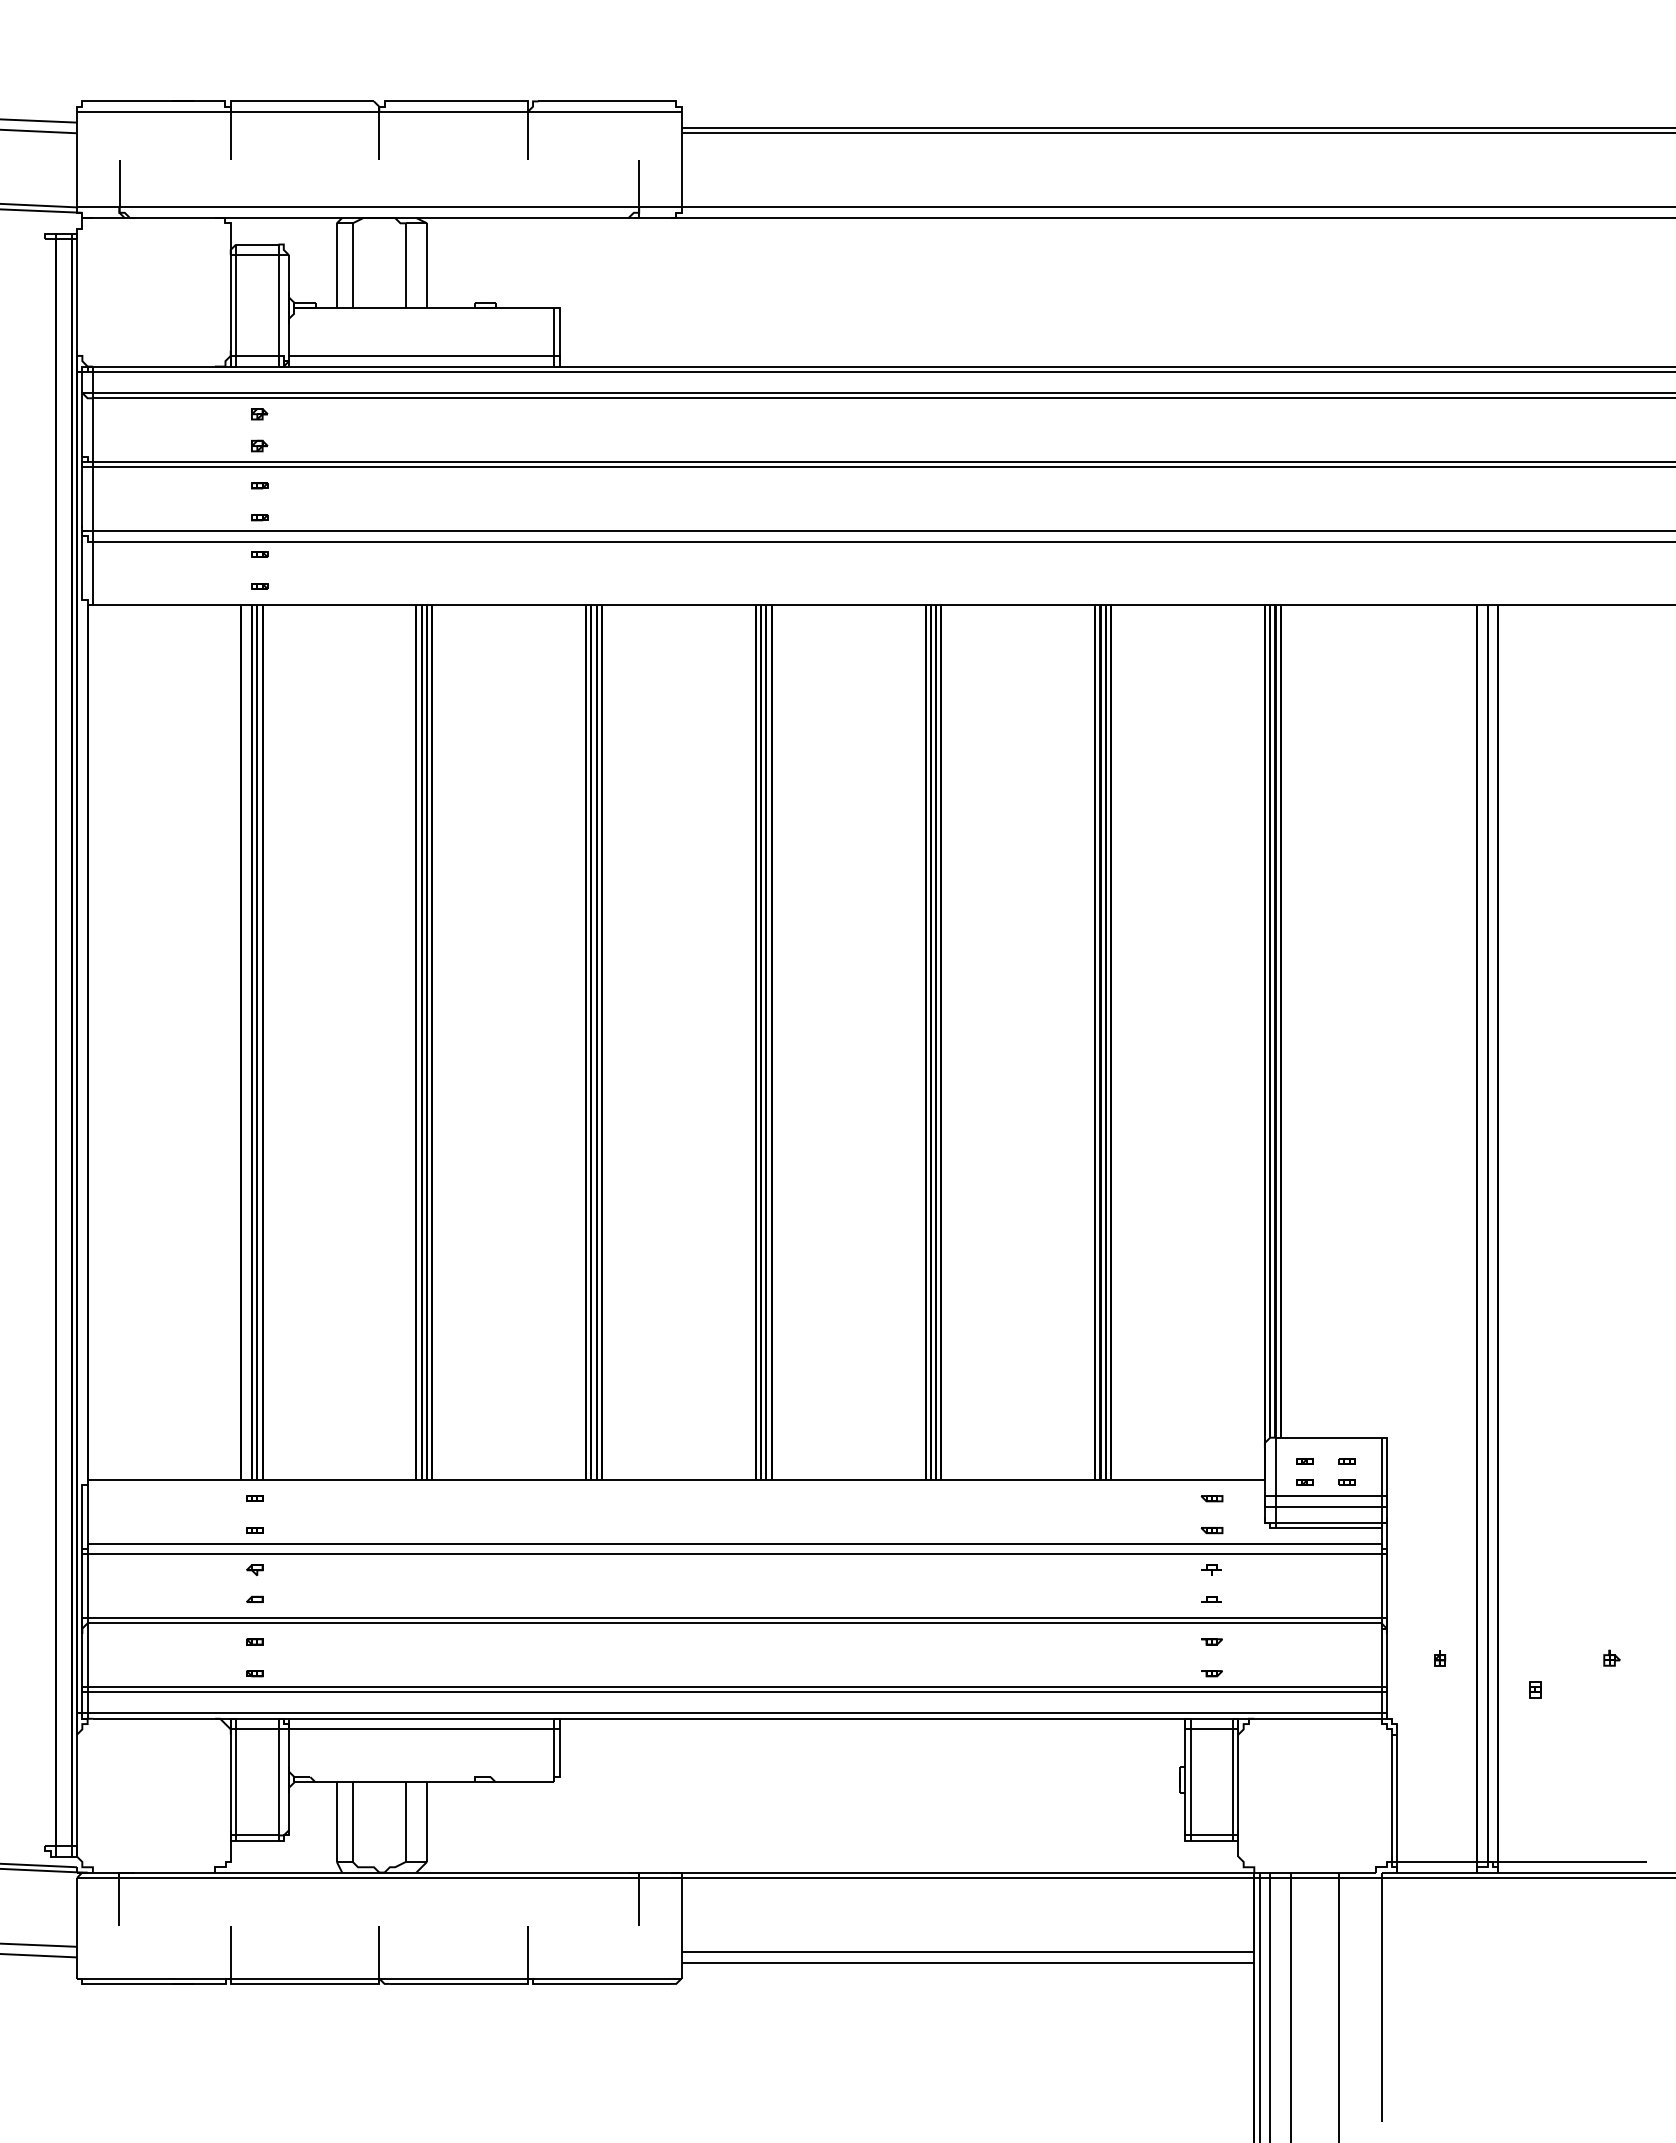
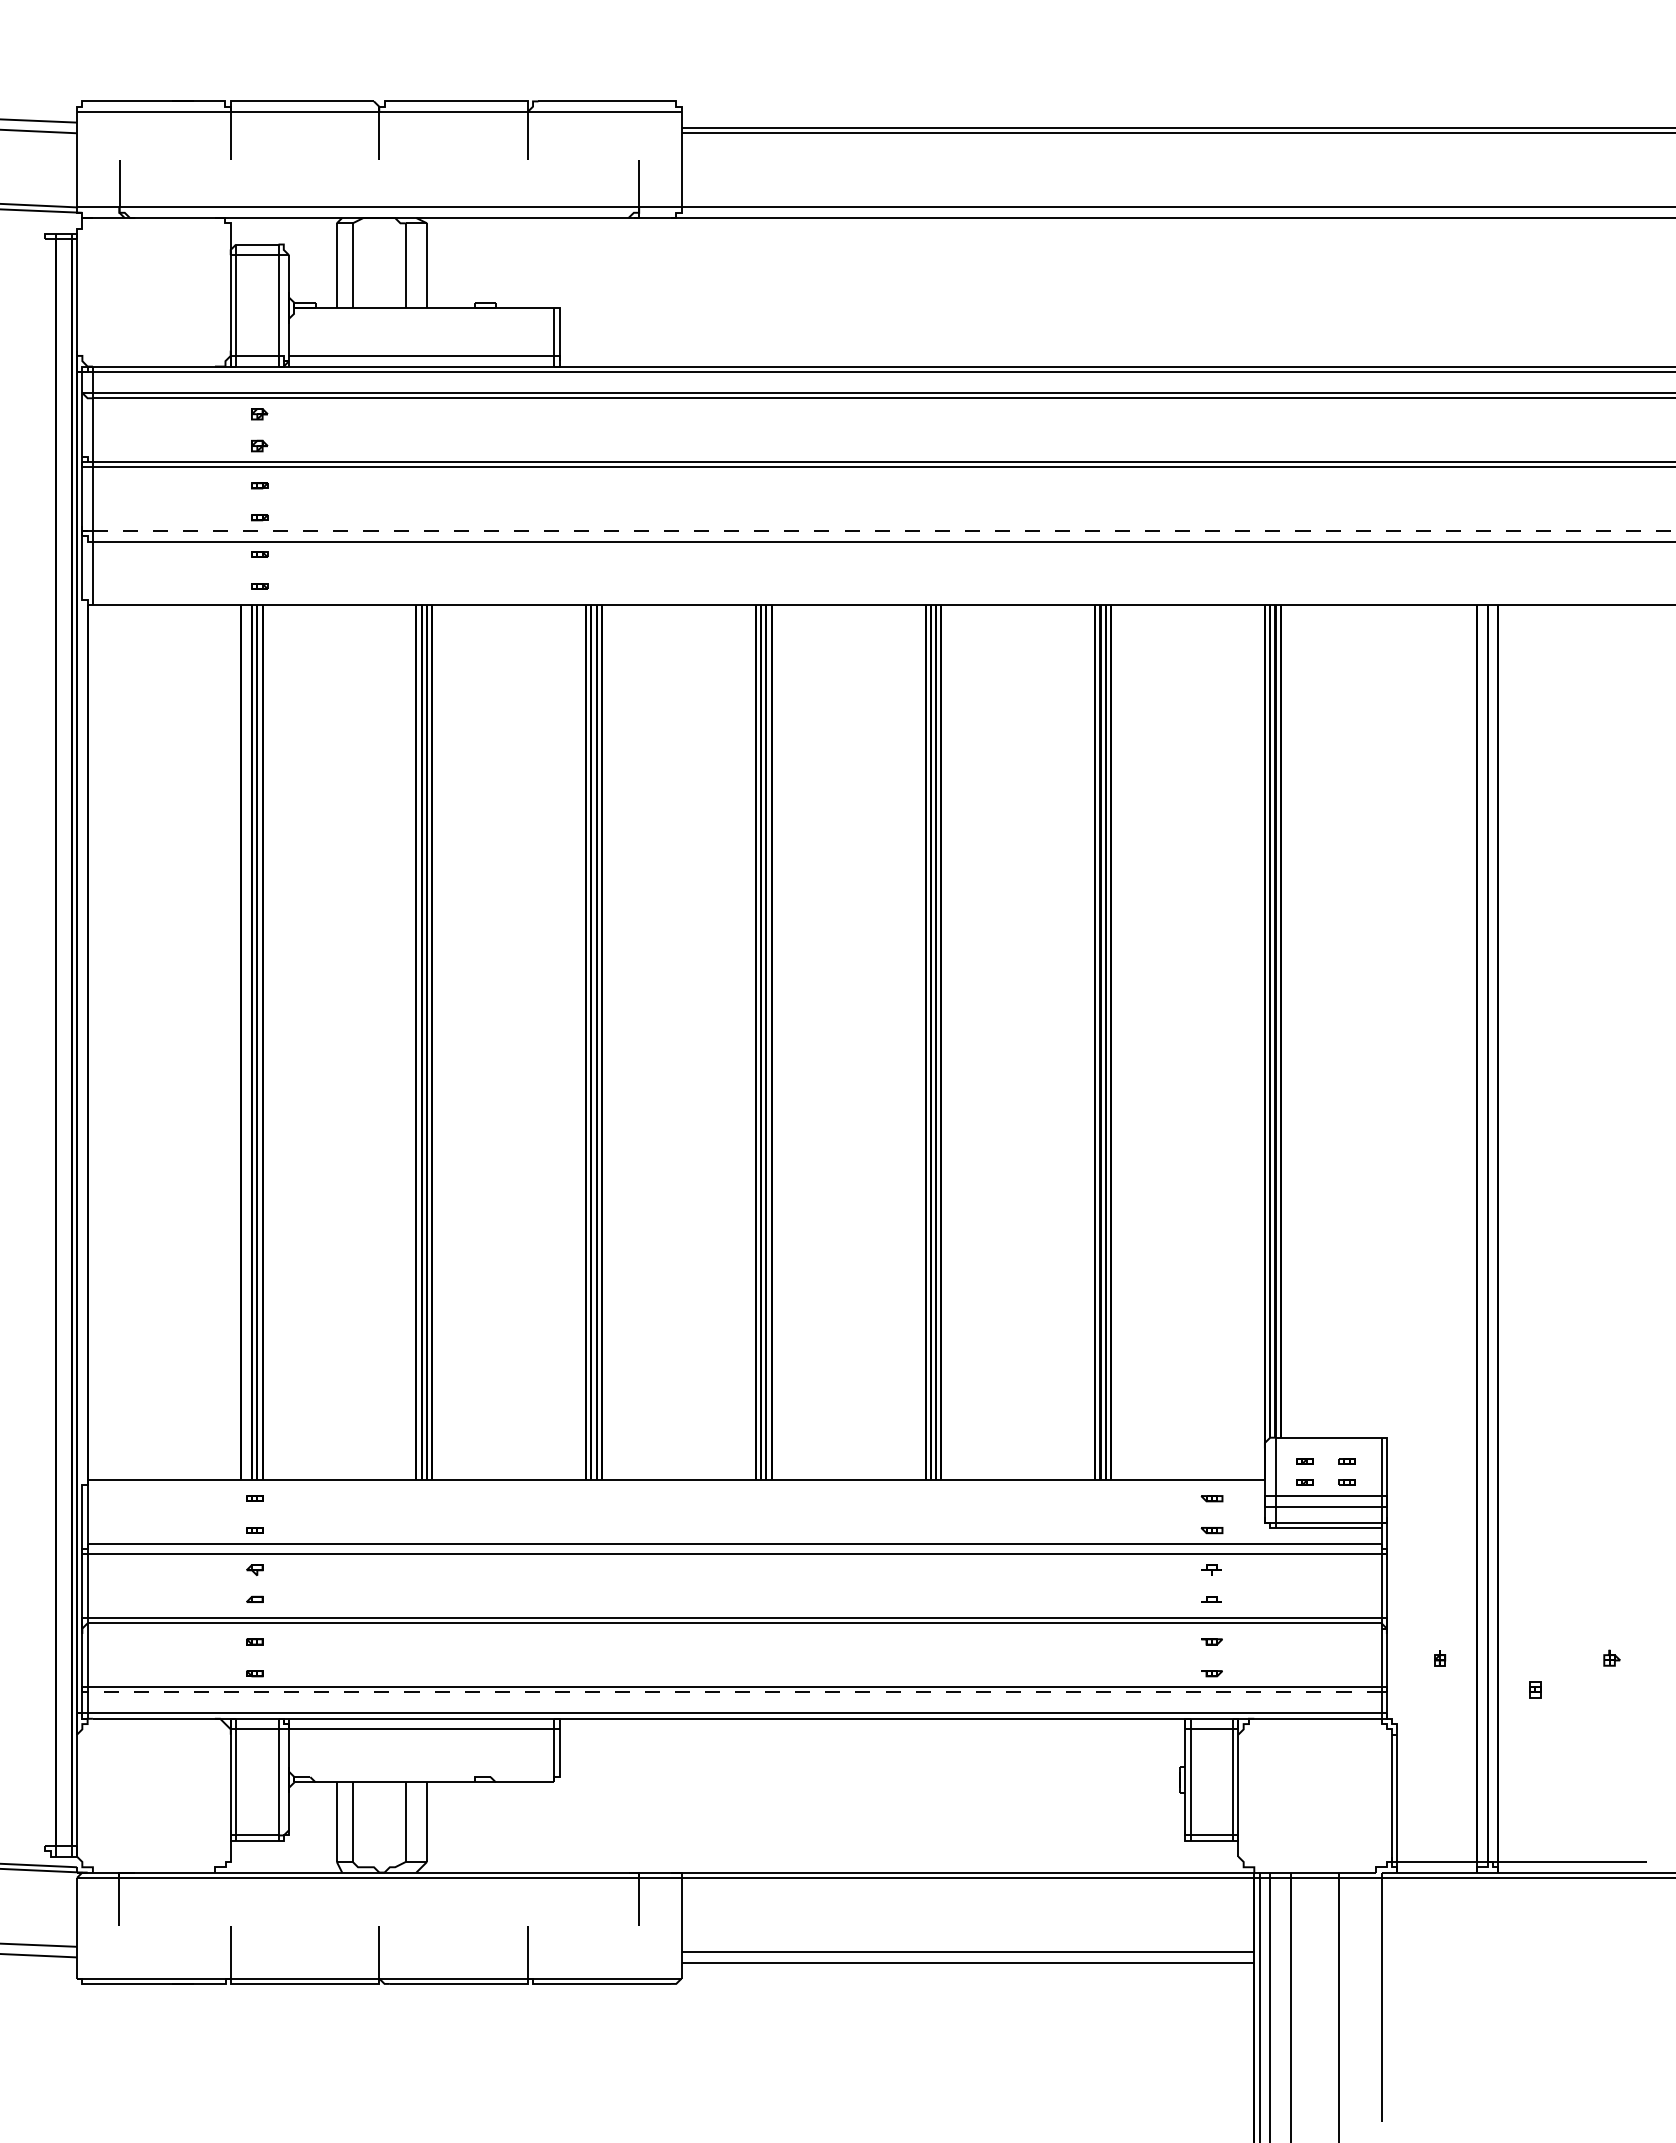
line: solid -> dashed (884, 530)
line: solid -> dashed (734, 1692)
